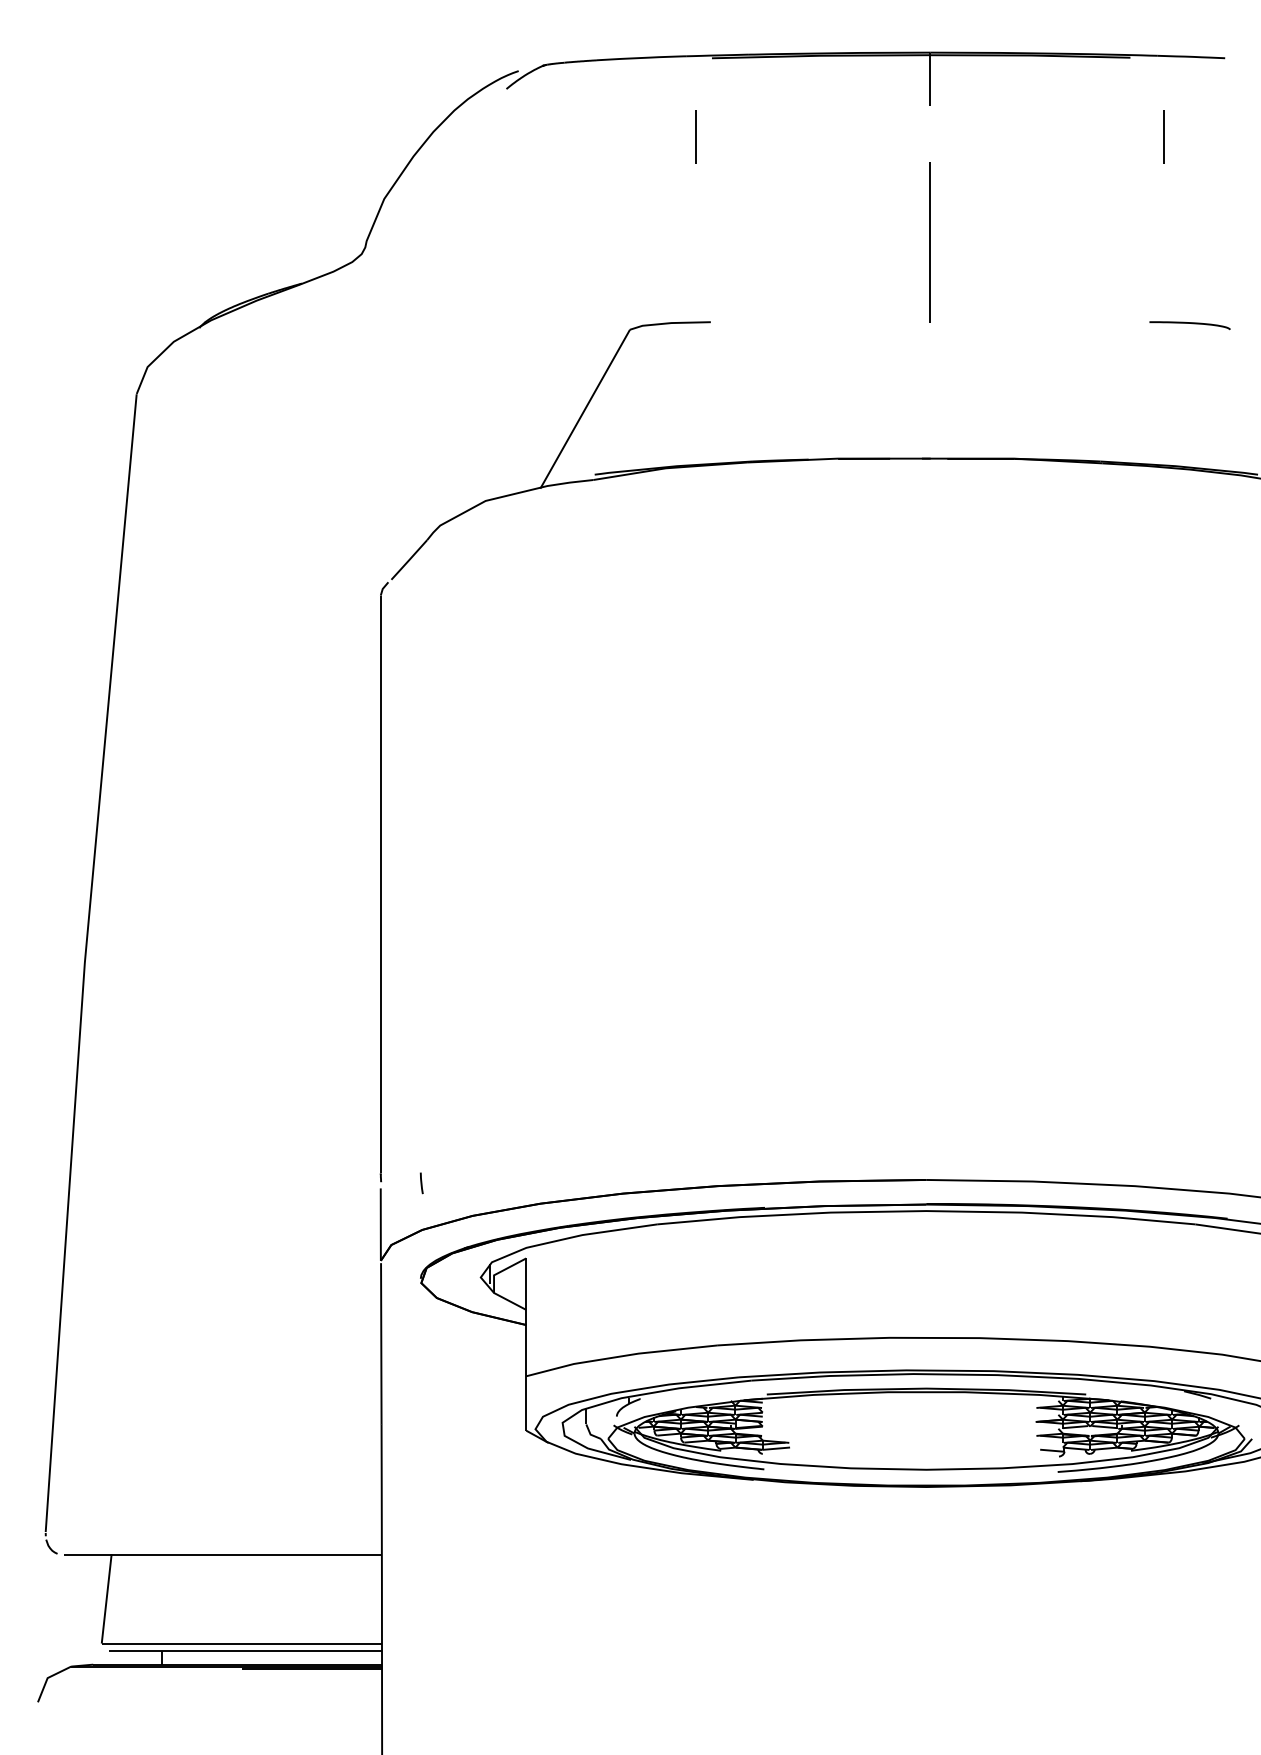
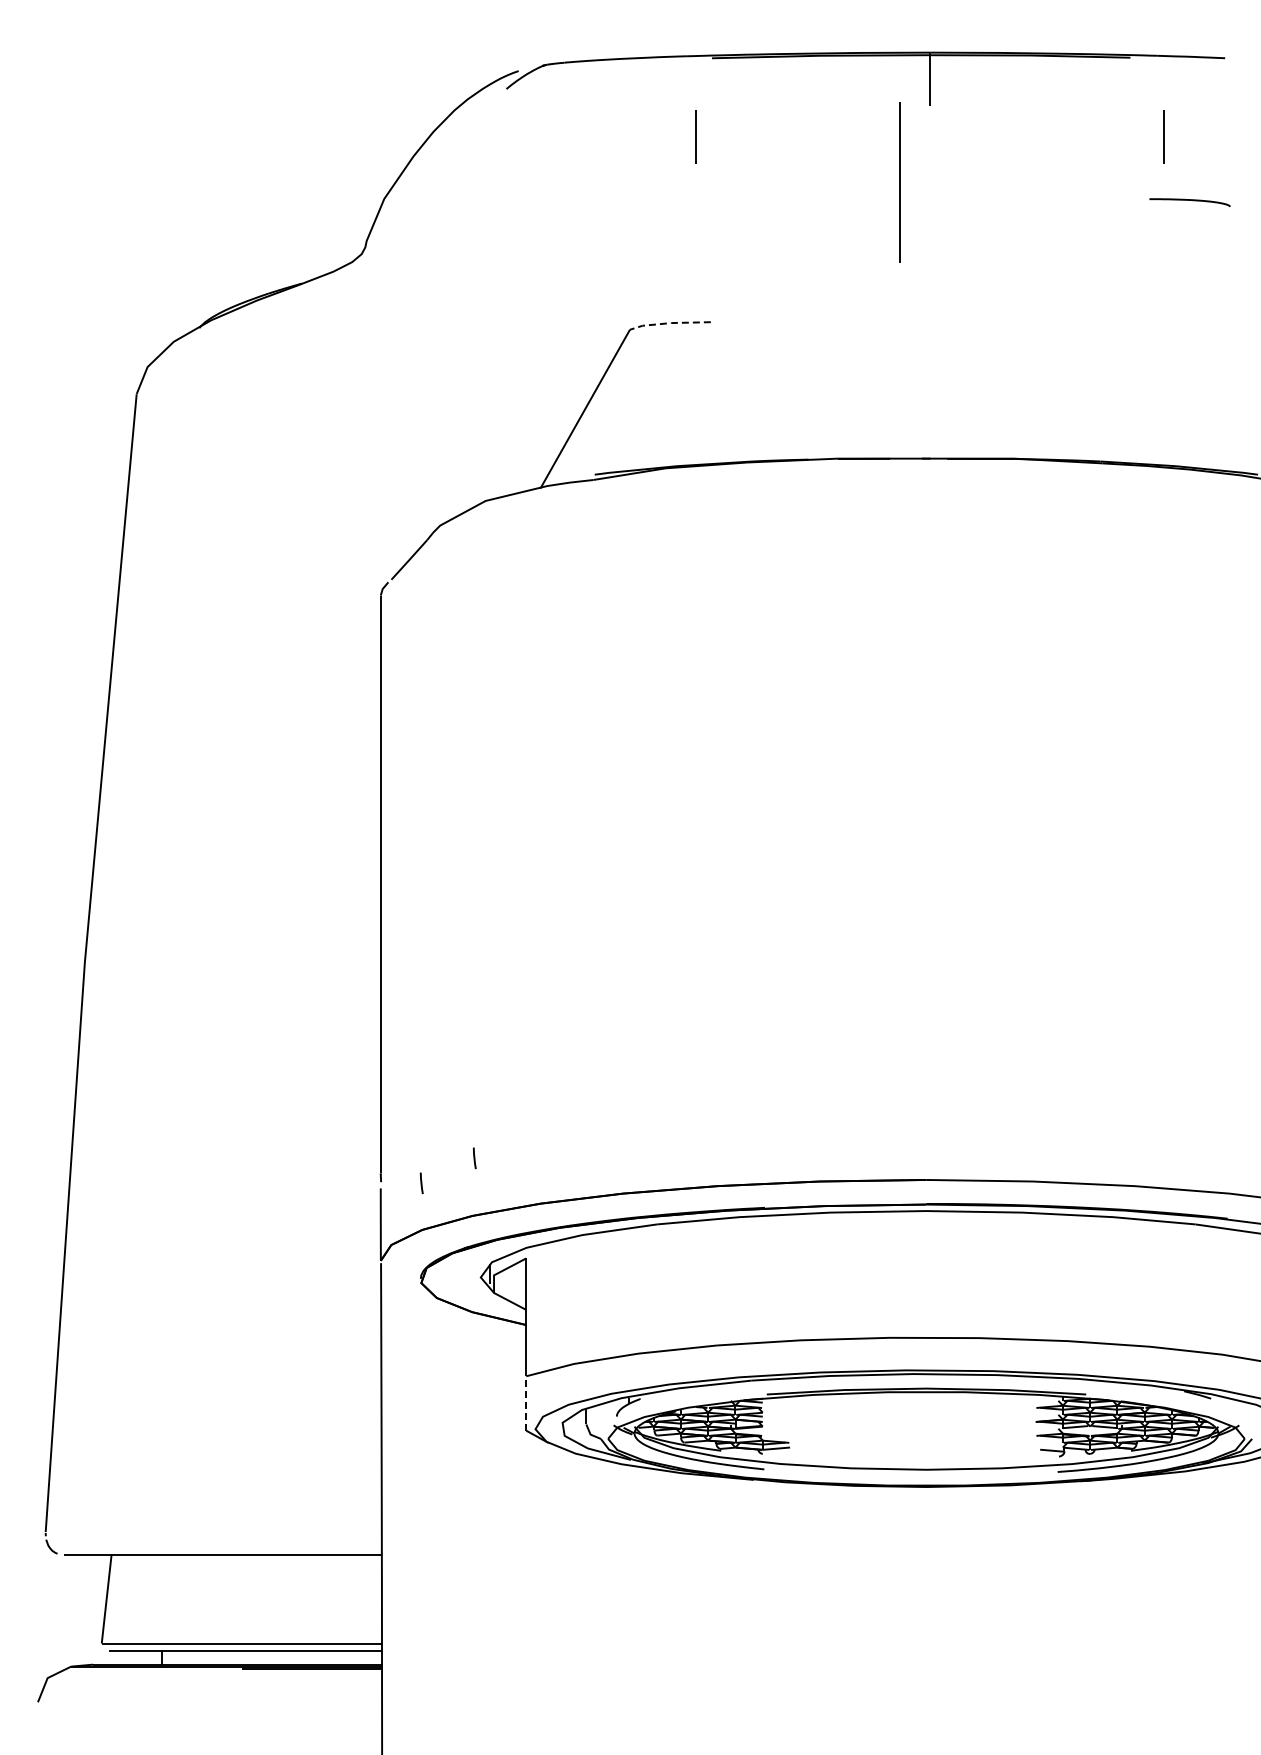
line position: (929, 242) -> (899, 182) (899, 182)
line: solid -> dashed (669, 323)
curve position: (1189, 323) -> (1189, 200) (1189, 200)
line: none -> present (474, 1158)
line: solid -> dashed (526, 1404)
